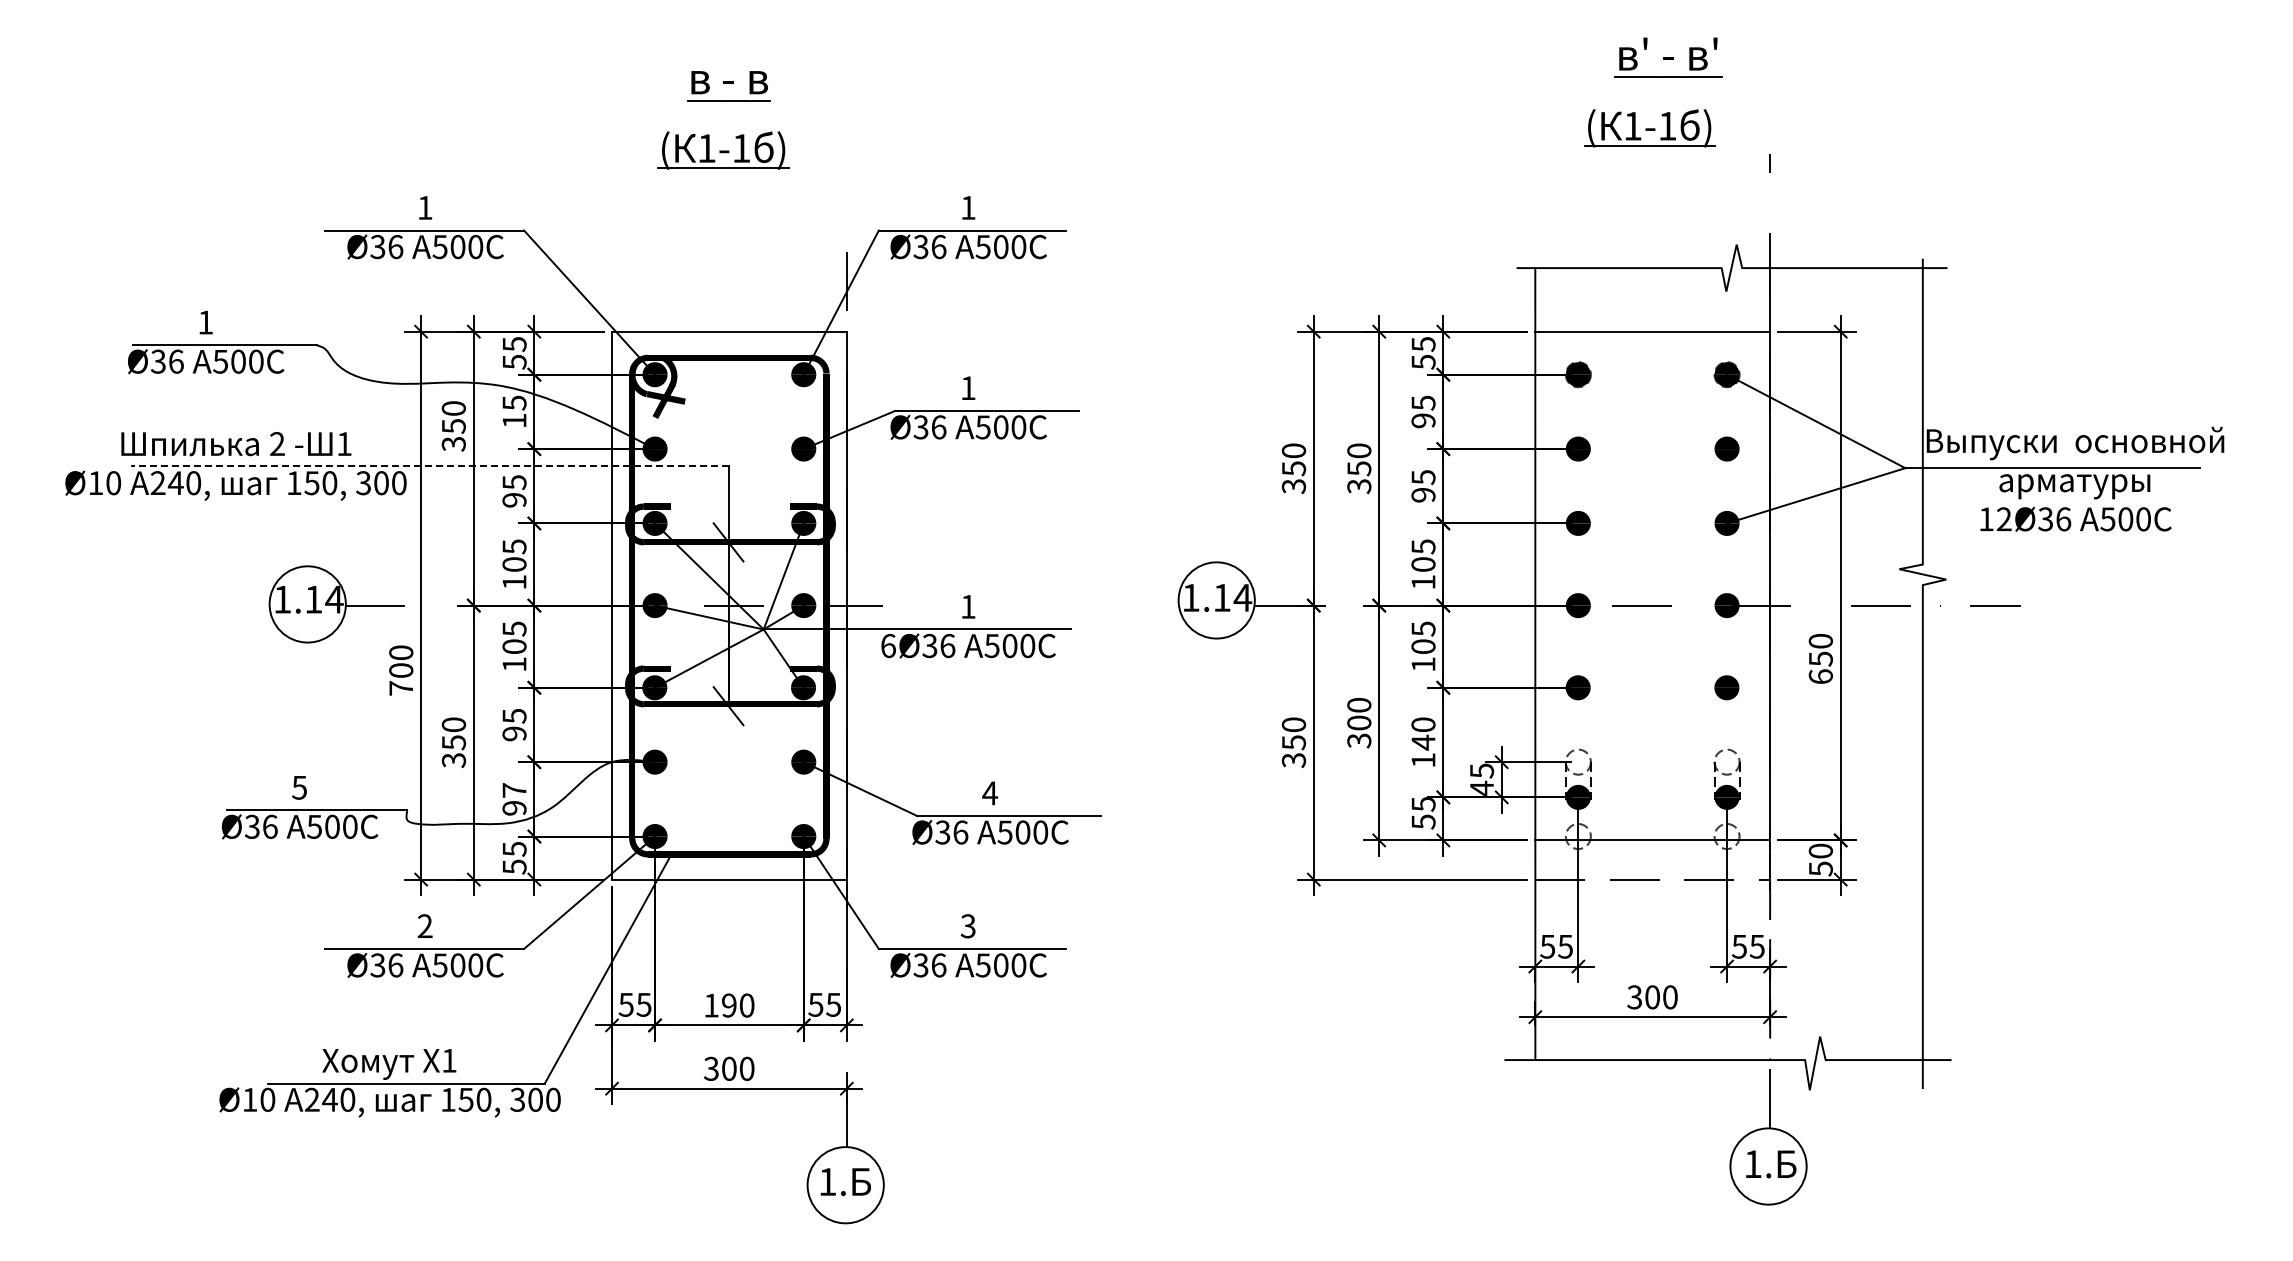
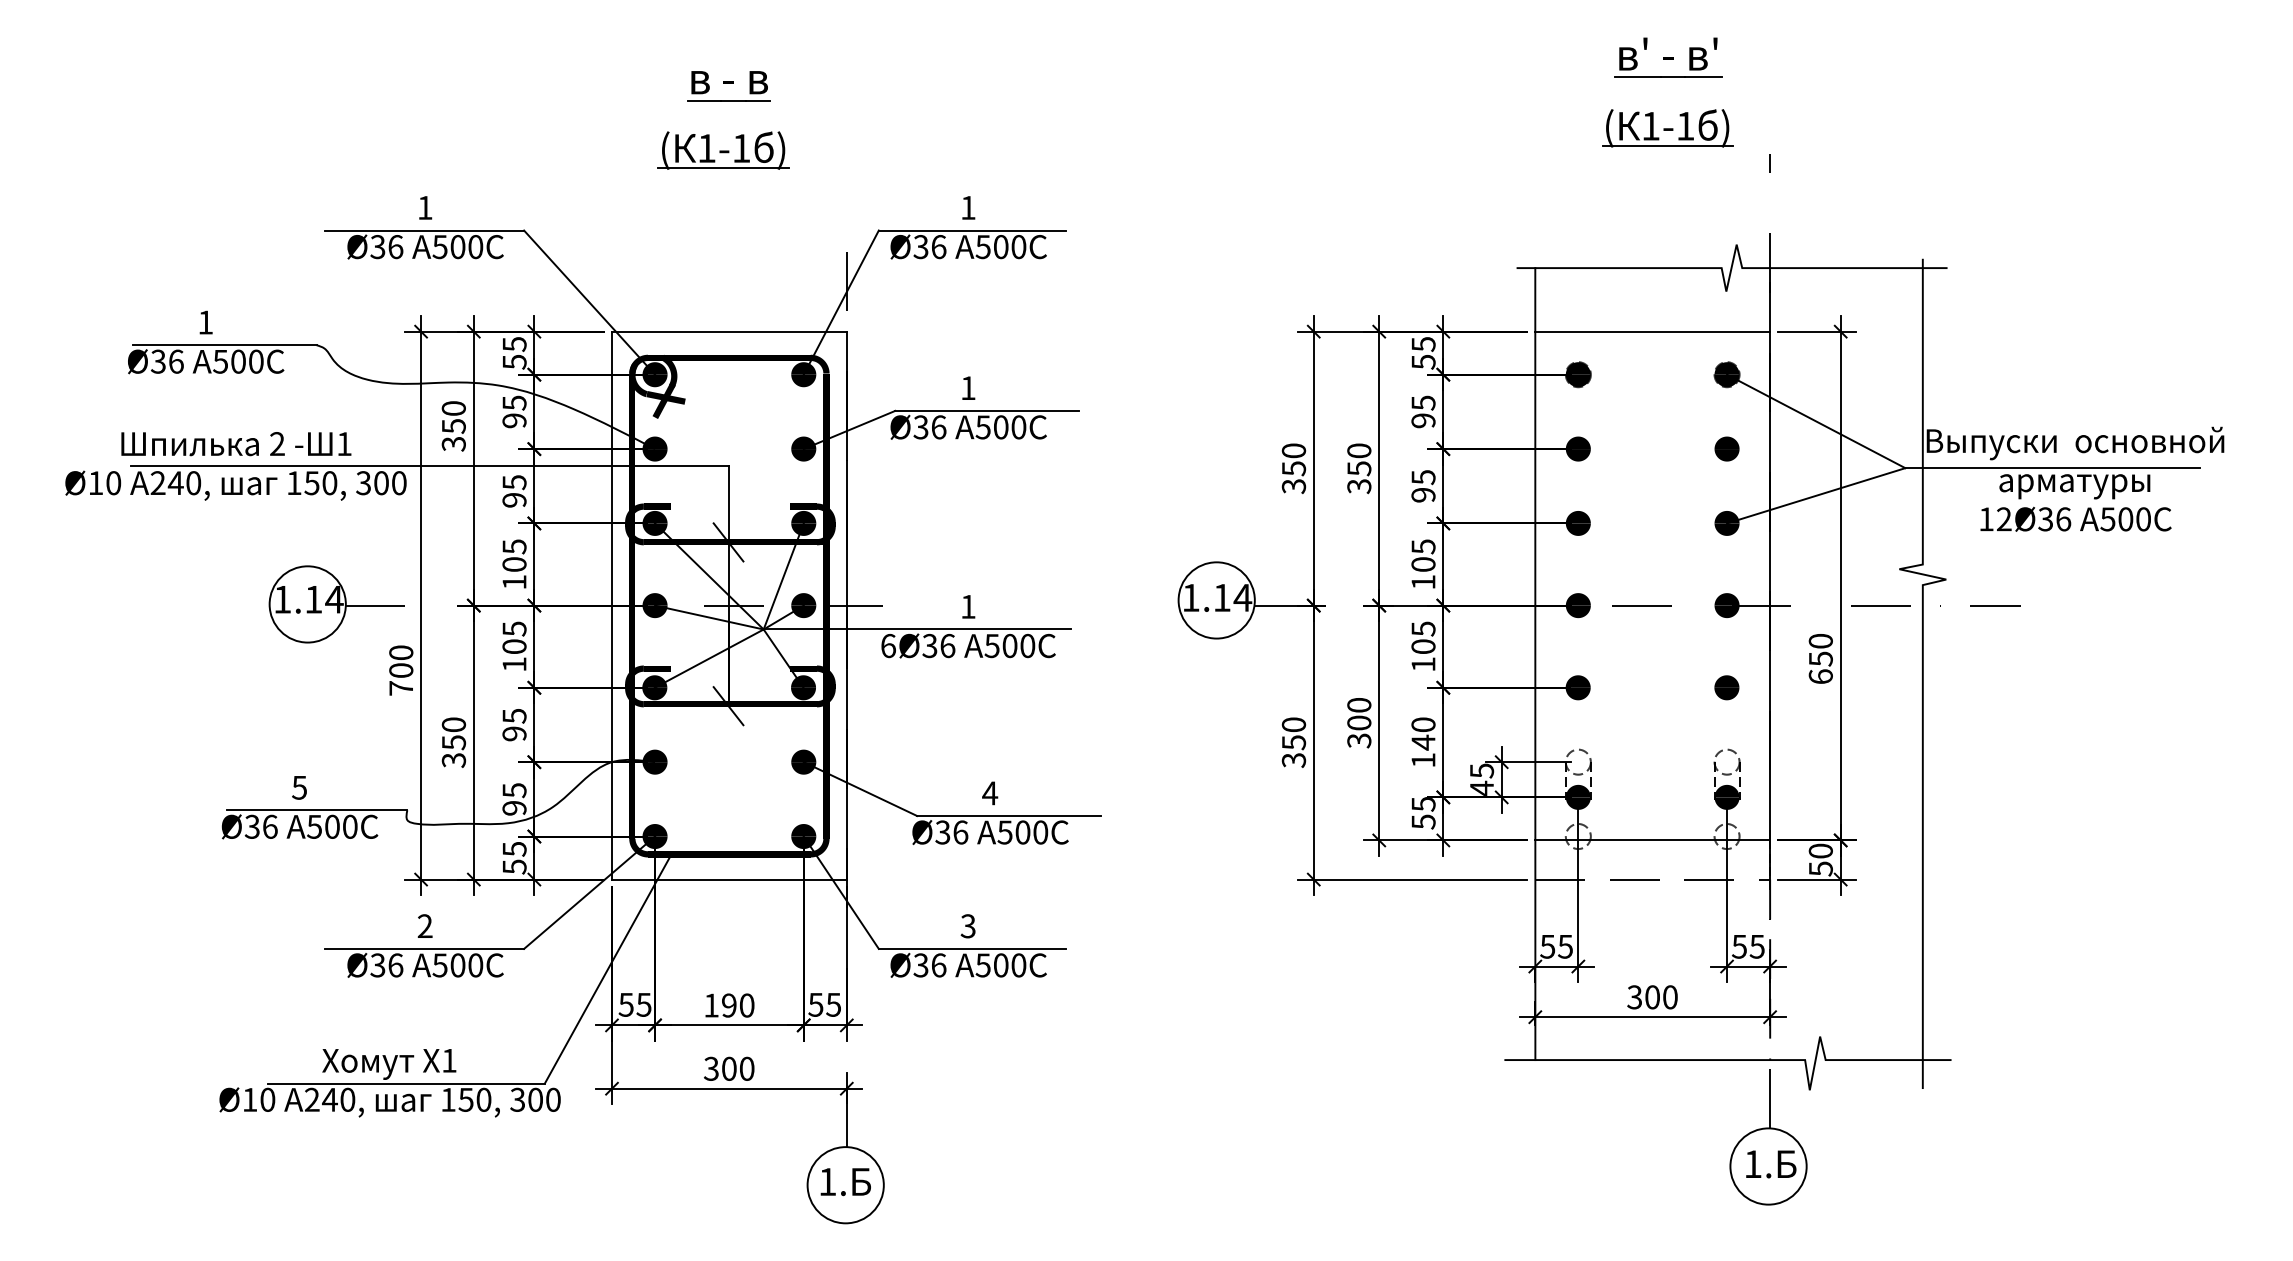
part position: (1649, 128) -> (1667, 128) (1667, 128)
text: 15 -> 95 (514, 420)
line: dashed -> solid (429, 465)
text: 97 -> 95 (514, 790)
